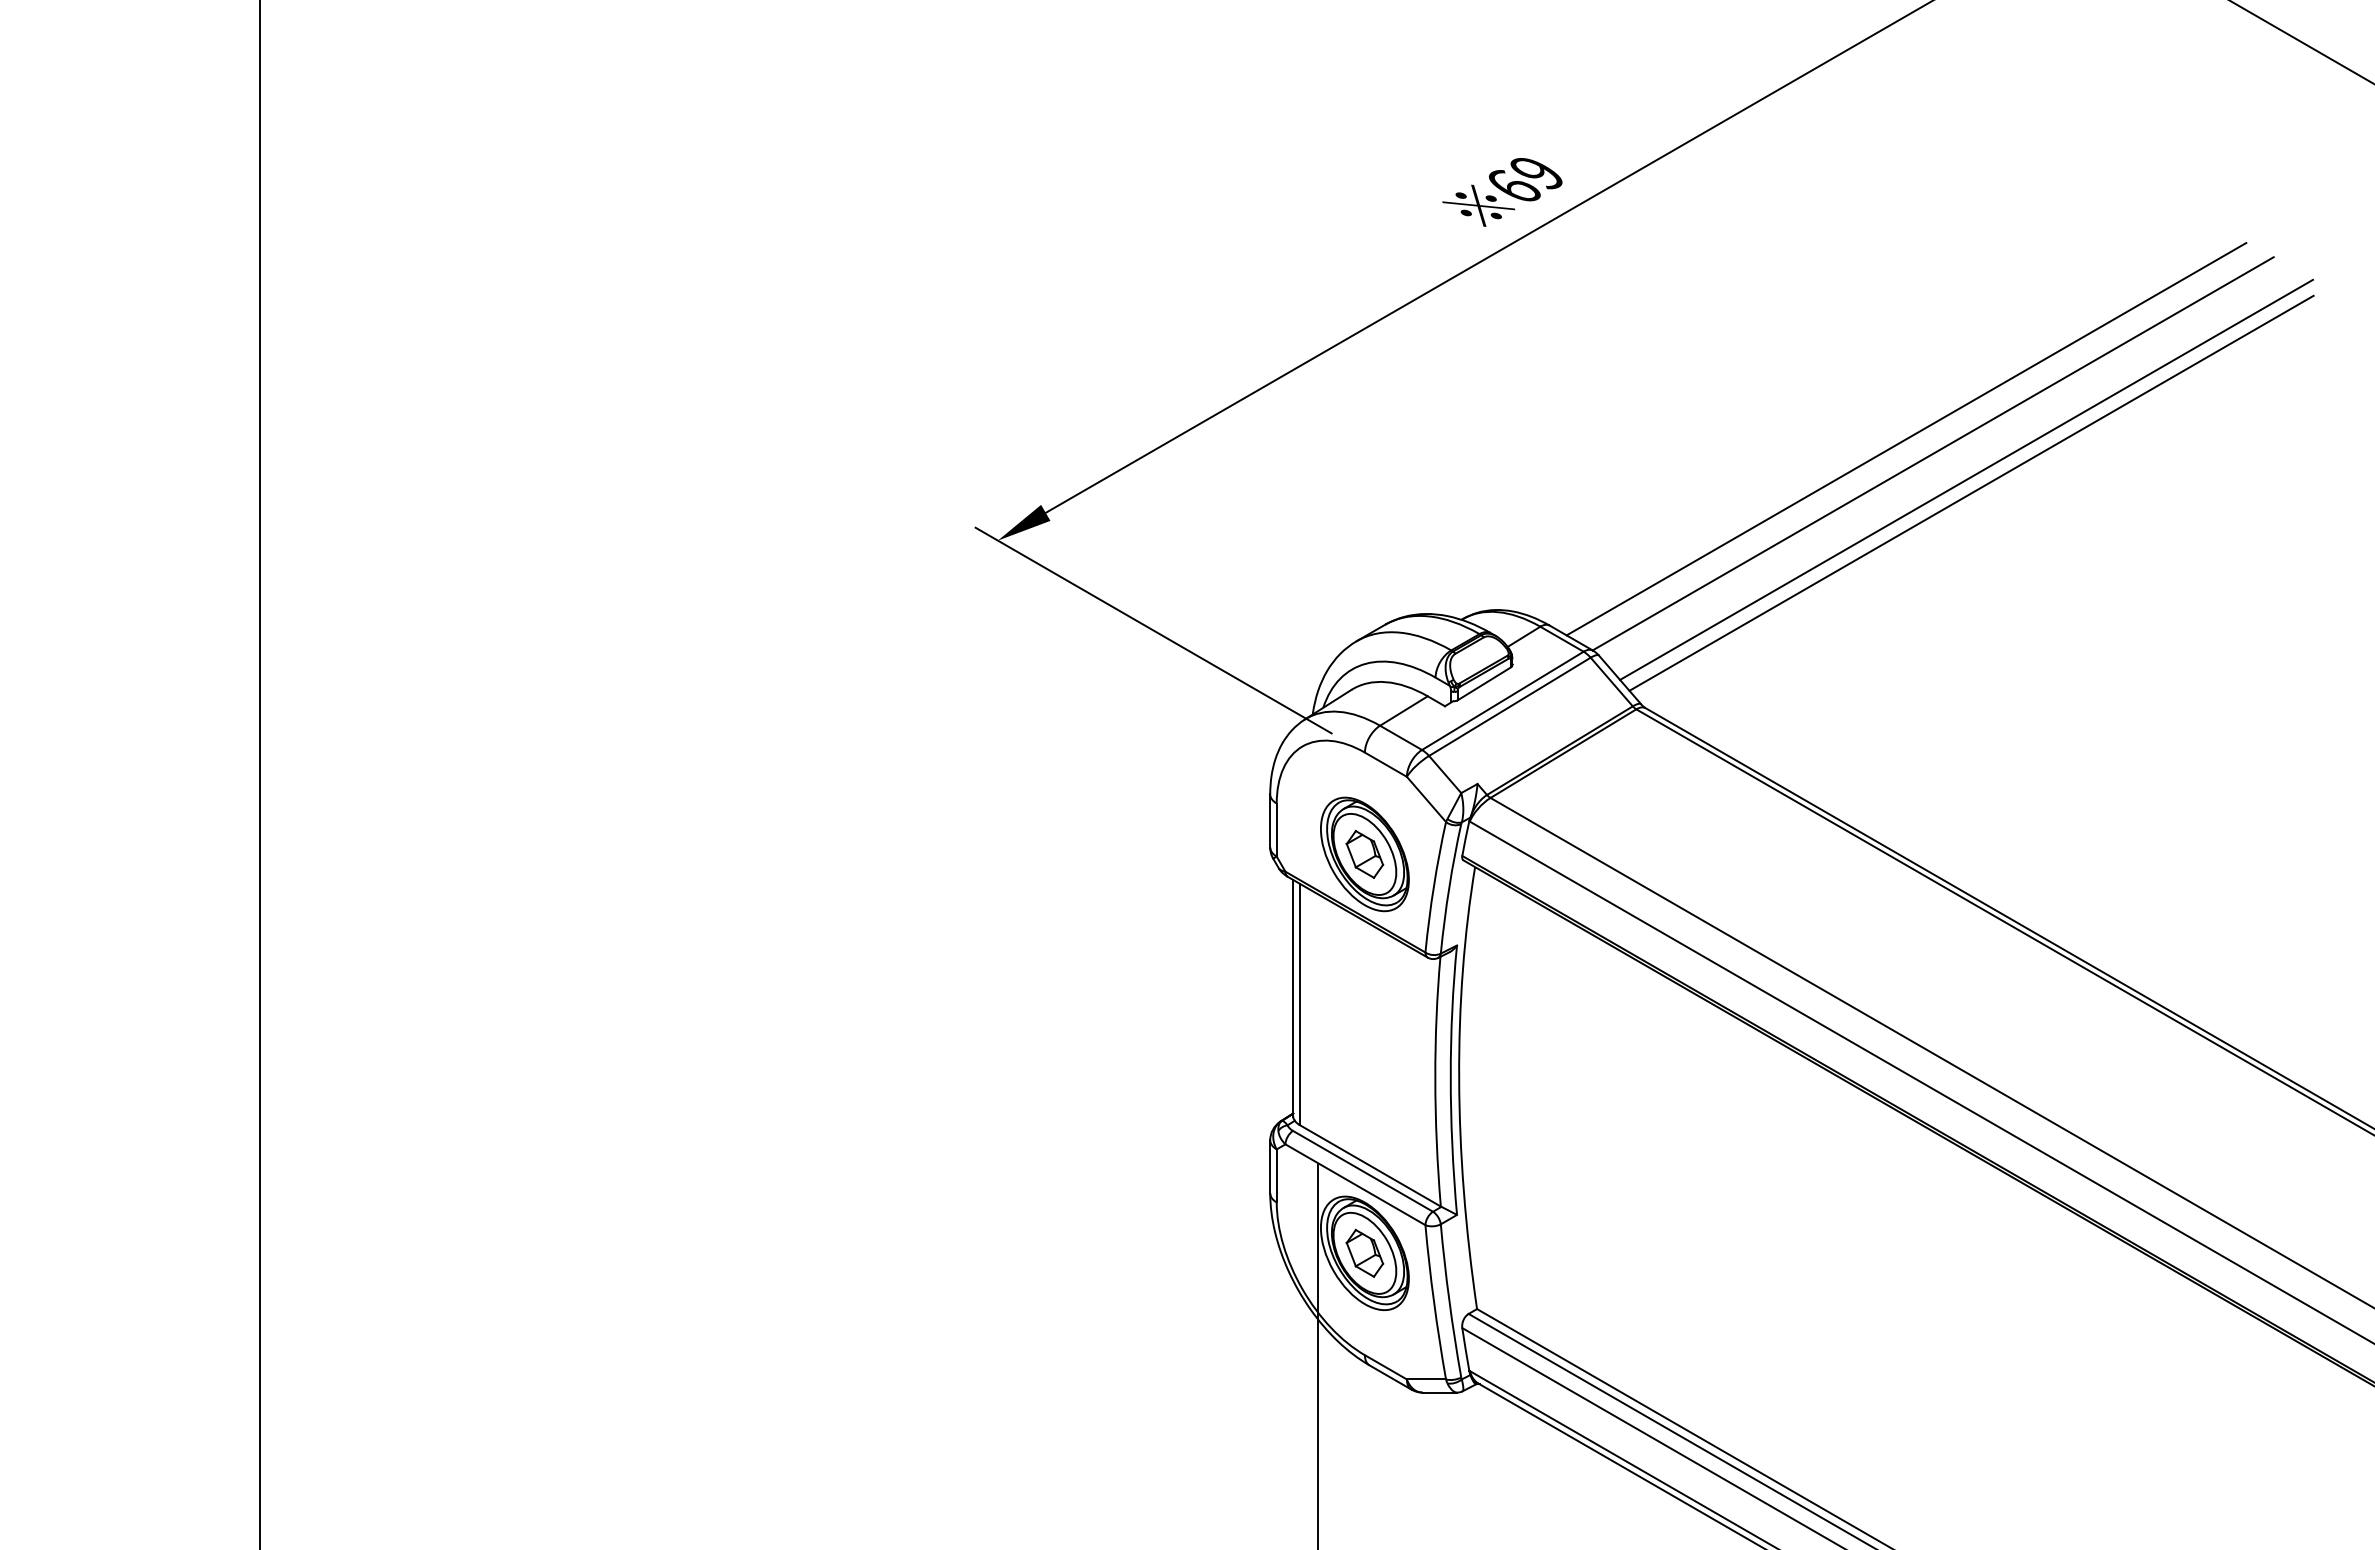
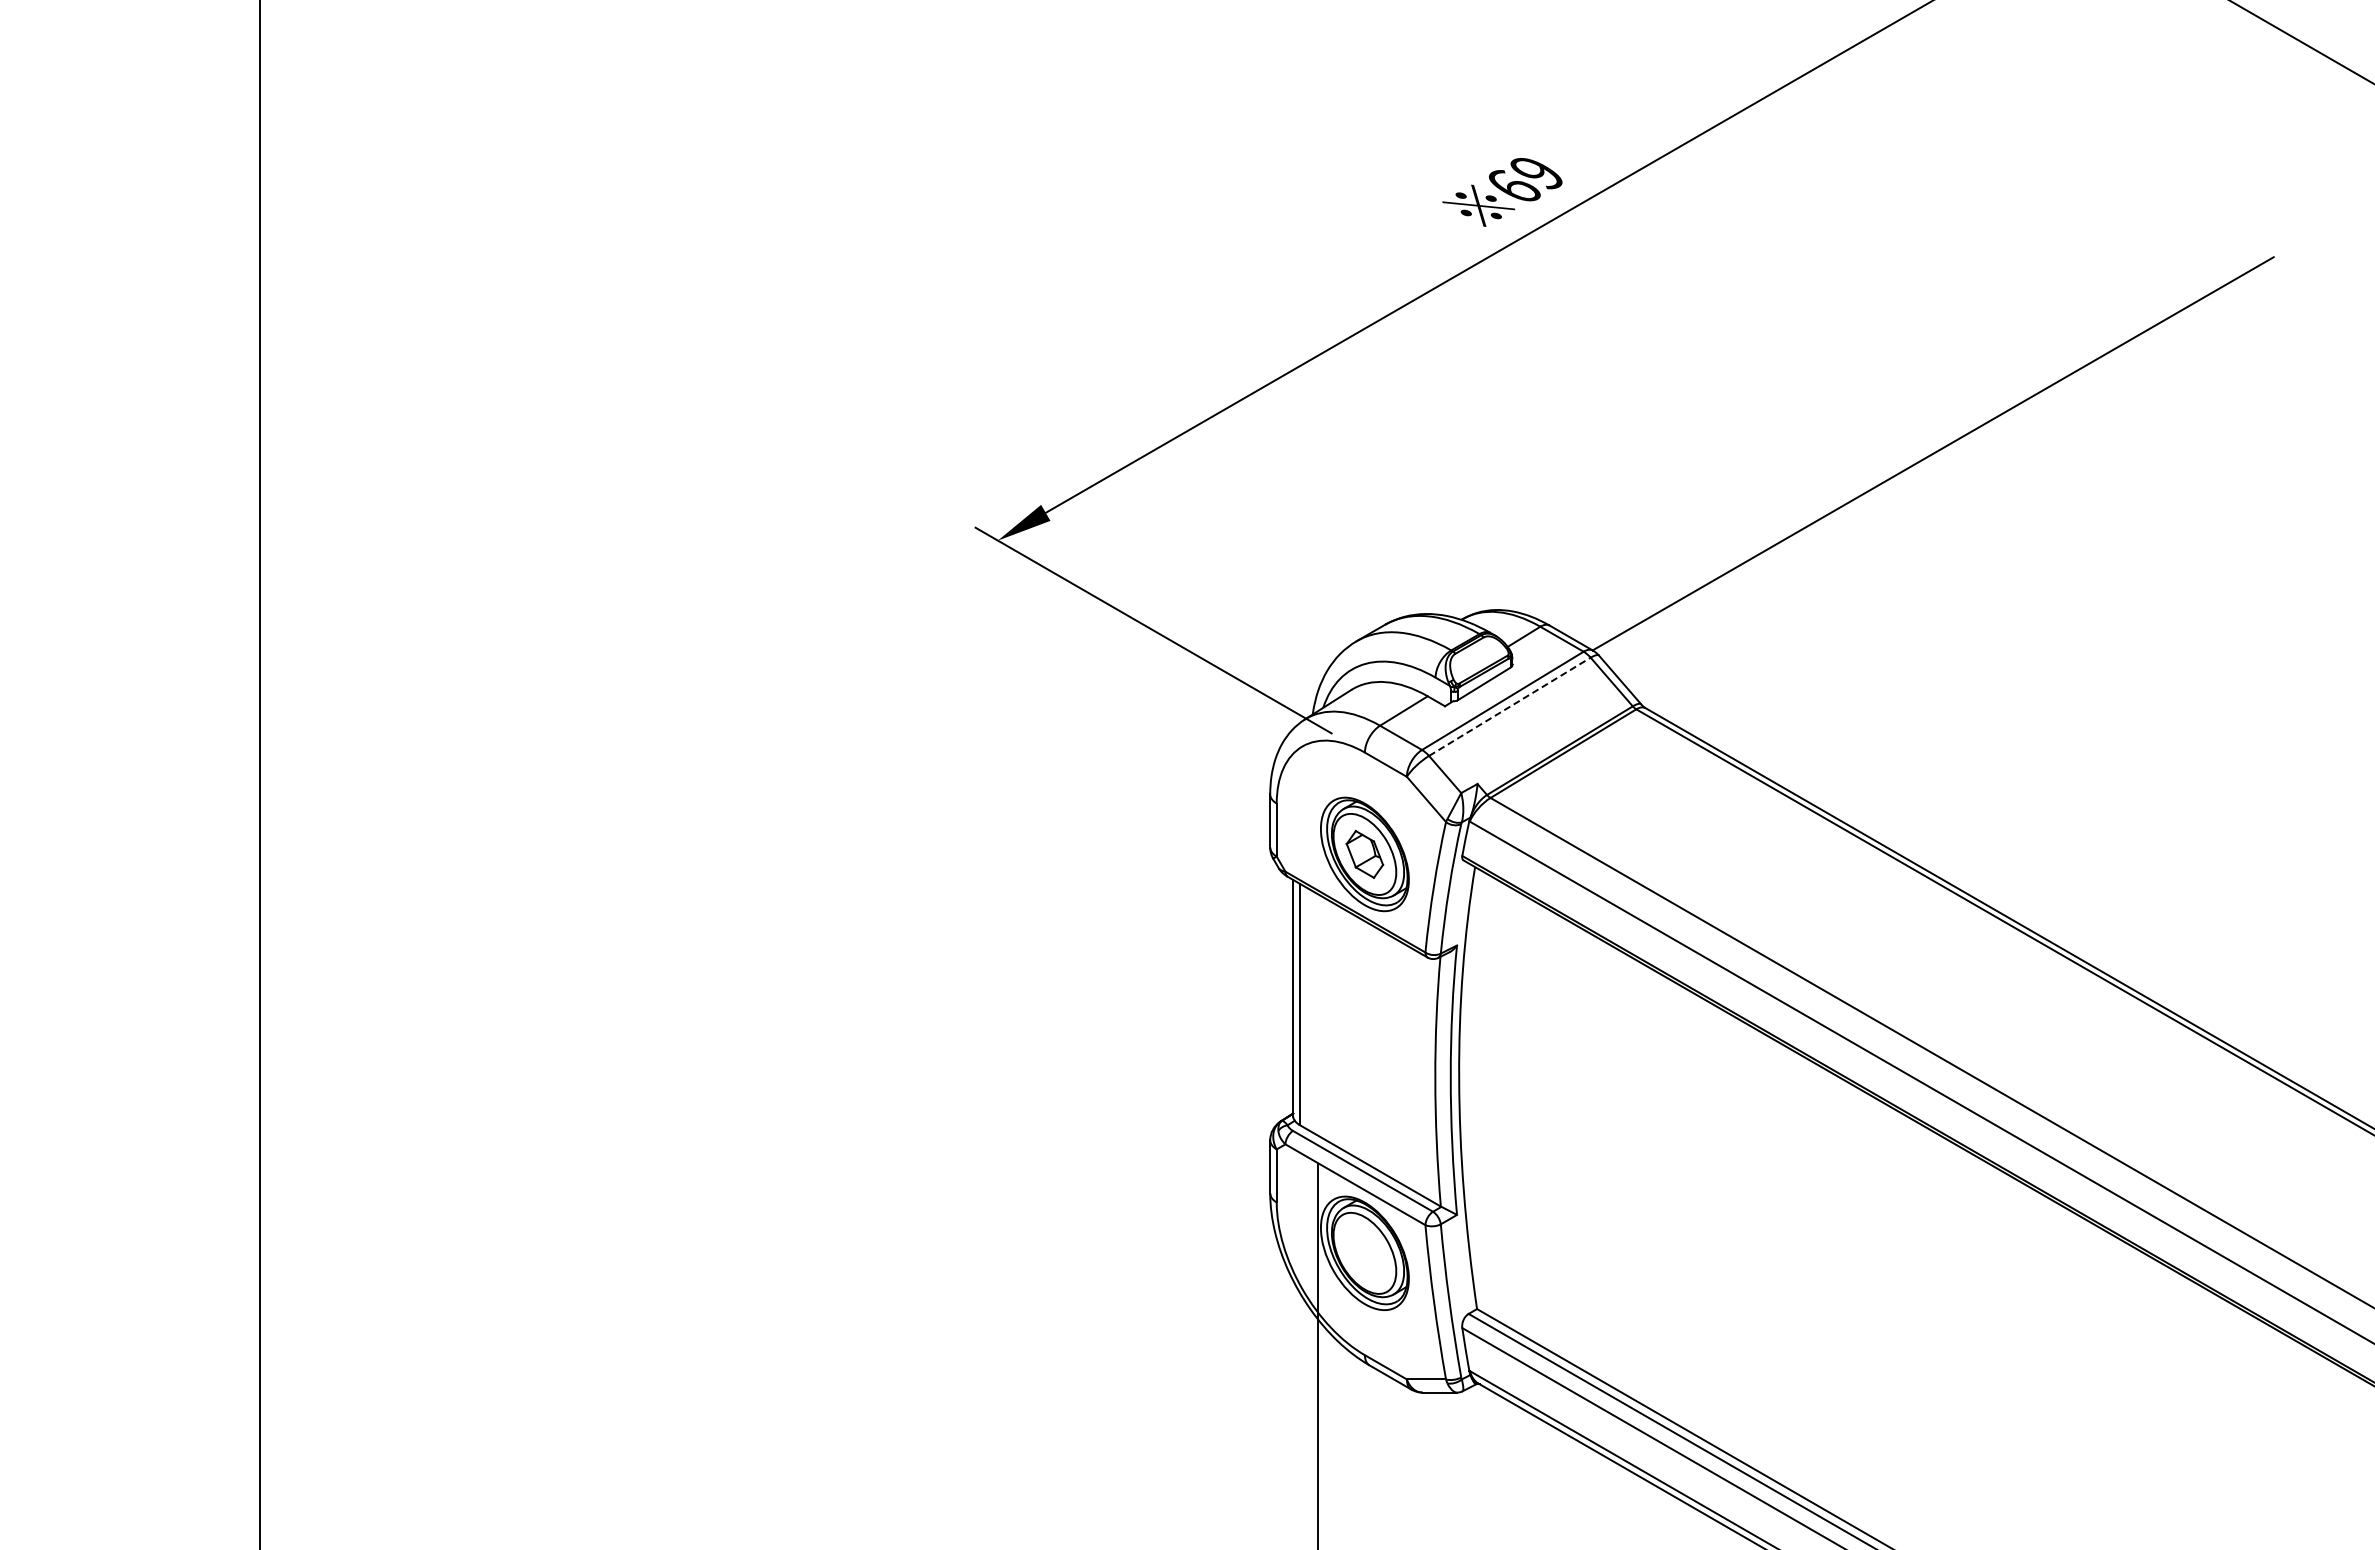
line: present -> none (1906, 439)
line: present -> none (1966, 479)
line: present -> none (1971, 492)
line: solid -> dashed (1509, 706)
part: present -> none (1364, 1252)
